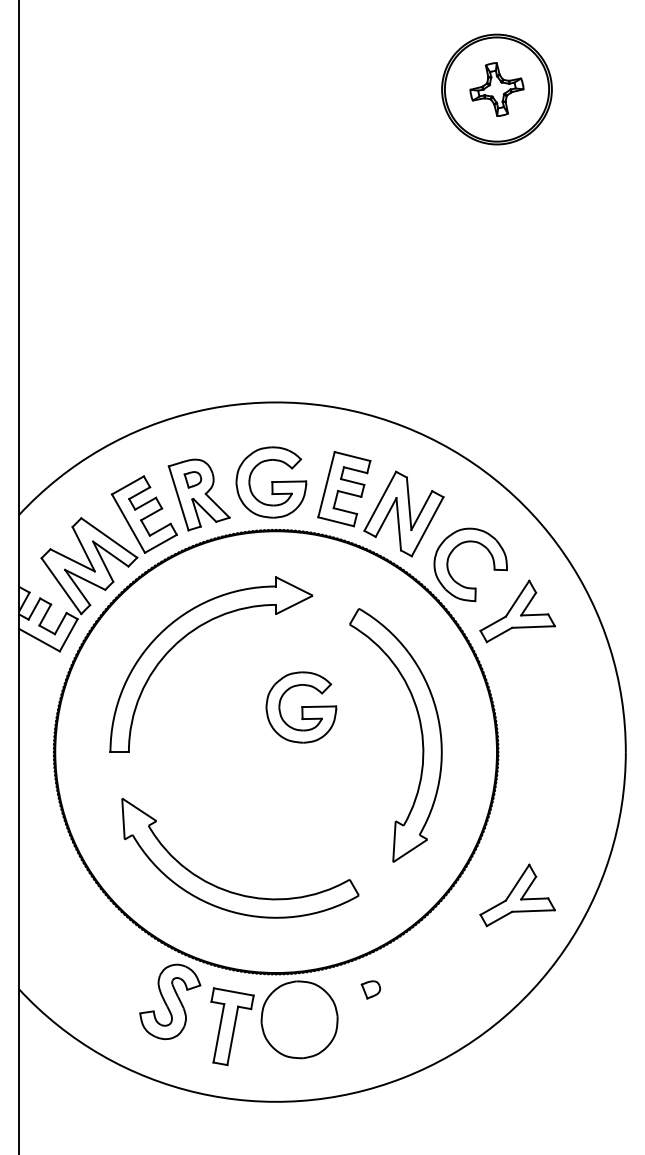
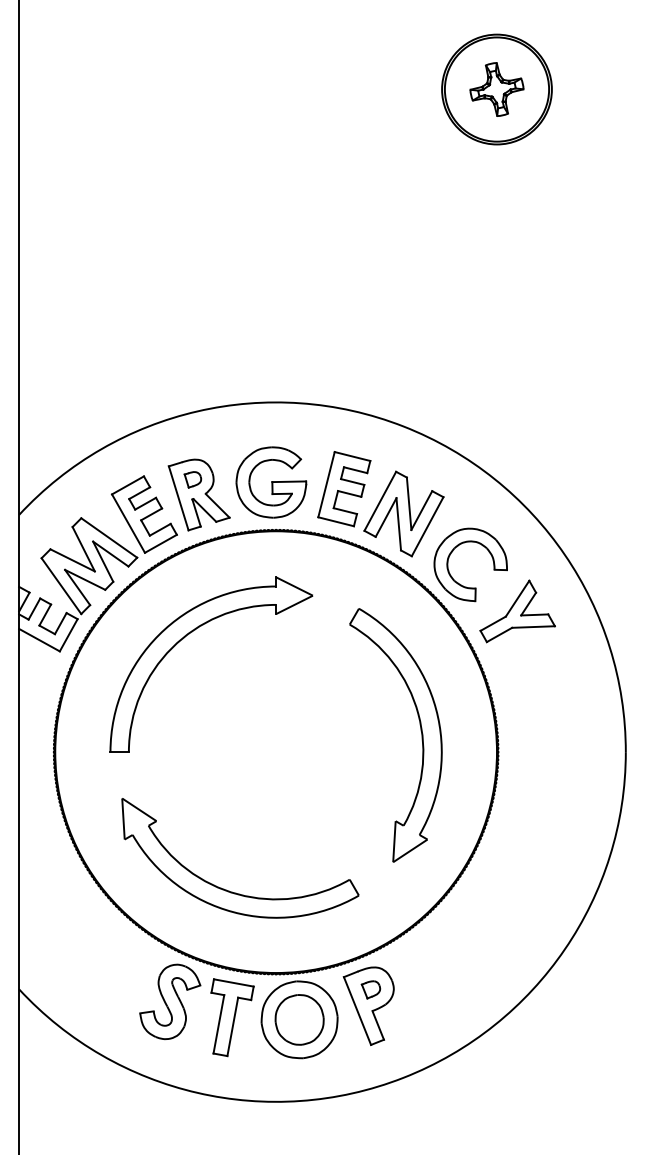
part: present -> none (301, 707)
part: present -> none (517, 895)
part: none -> present (368, 1005)
part: none -> present (299, 1019)
part position: (232, 1026) -> (232, 1017) (232, 1017)
